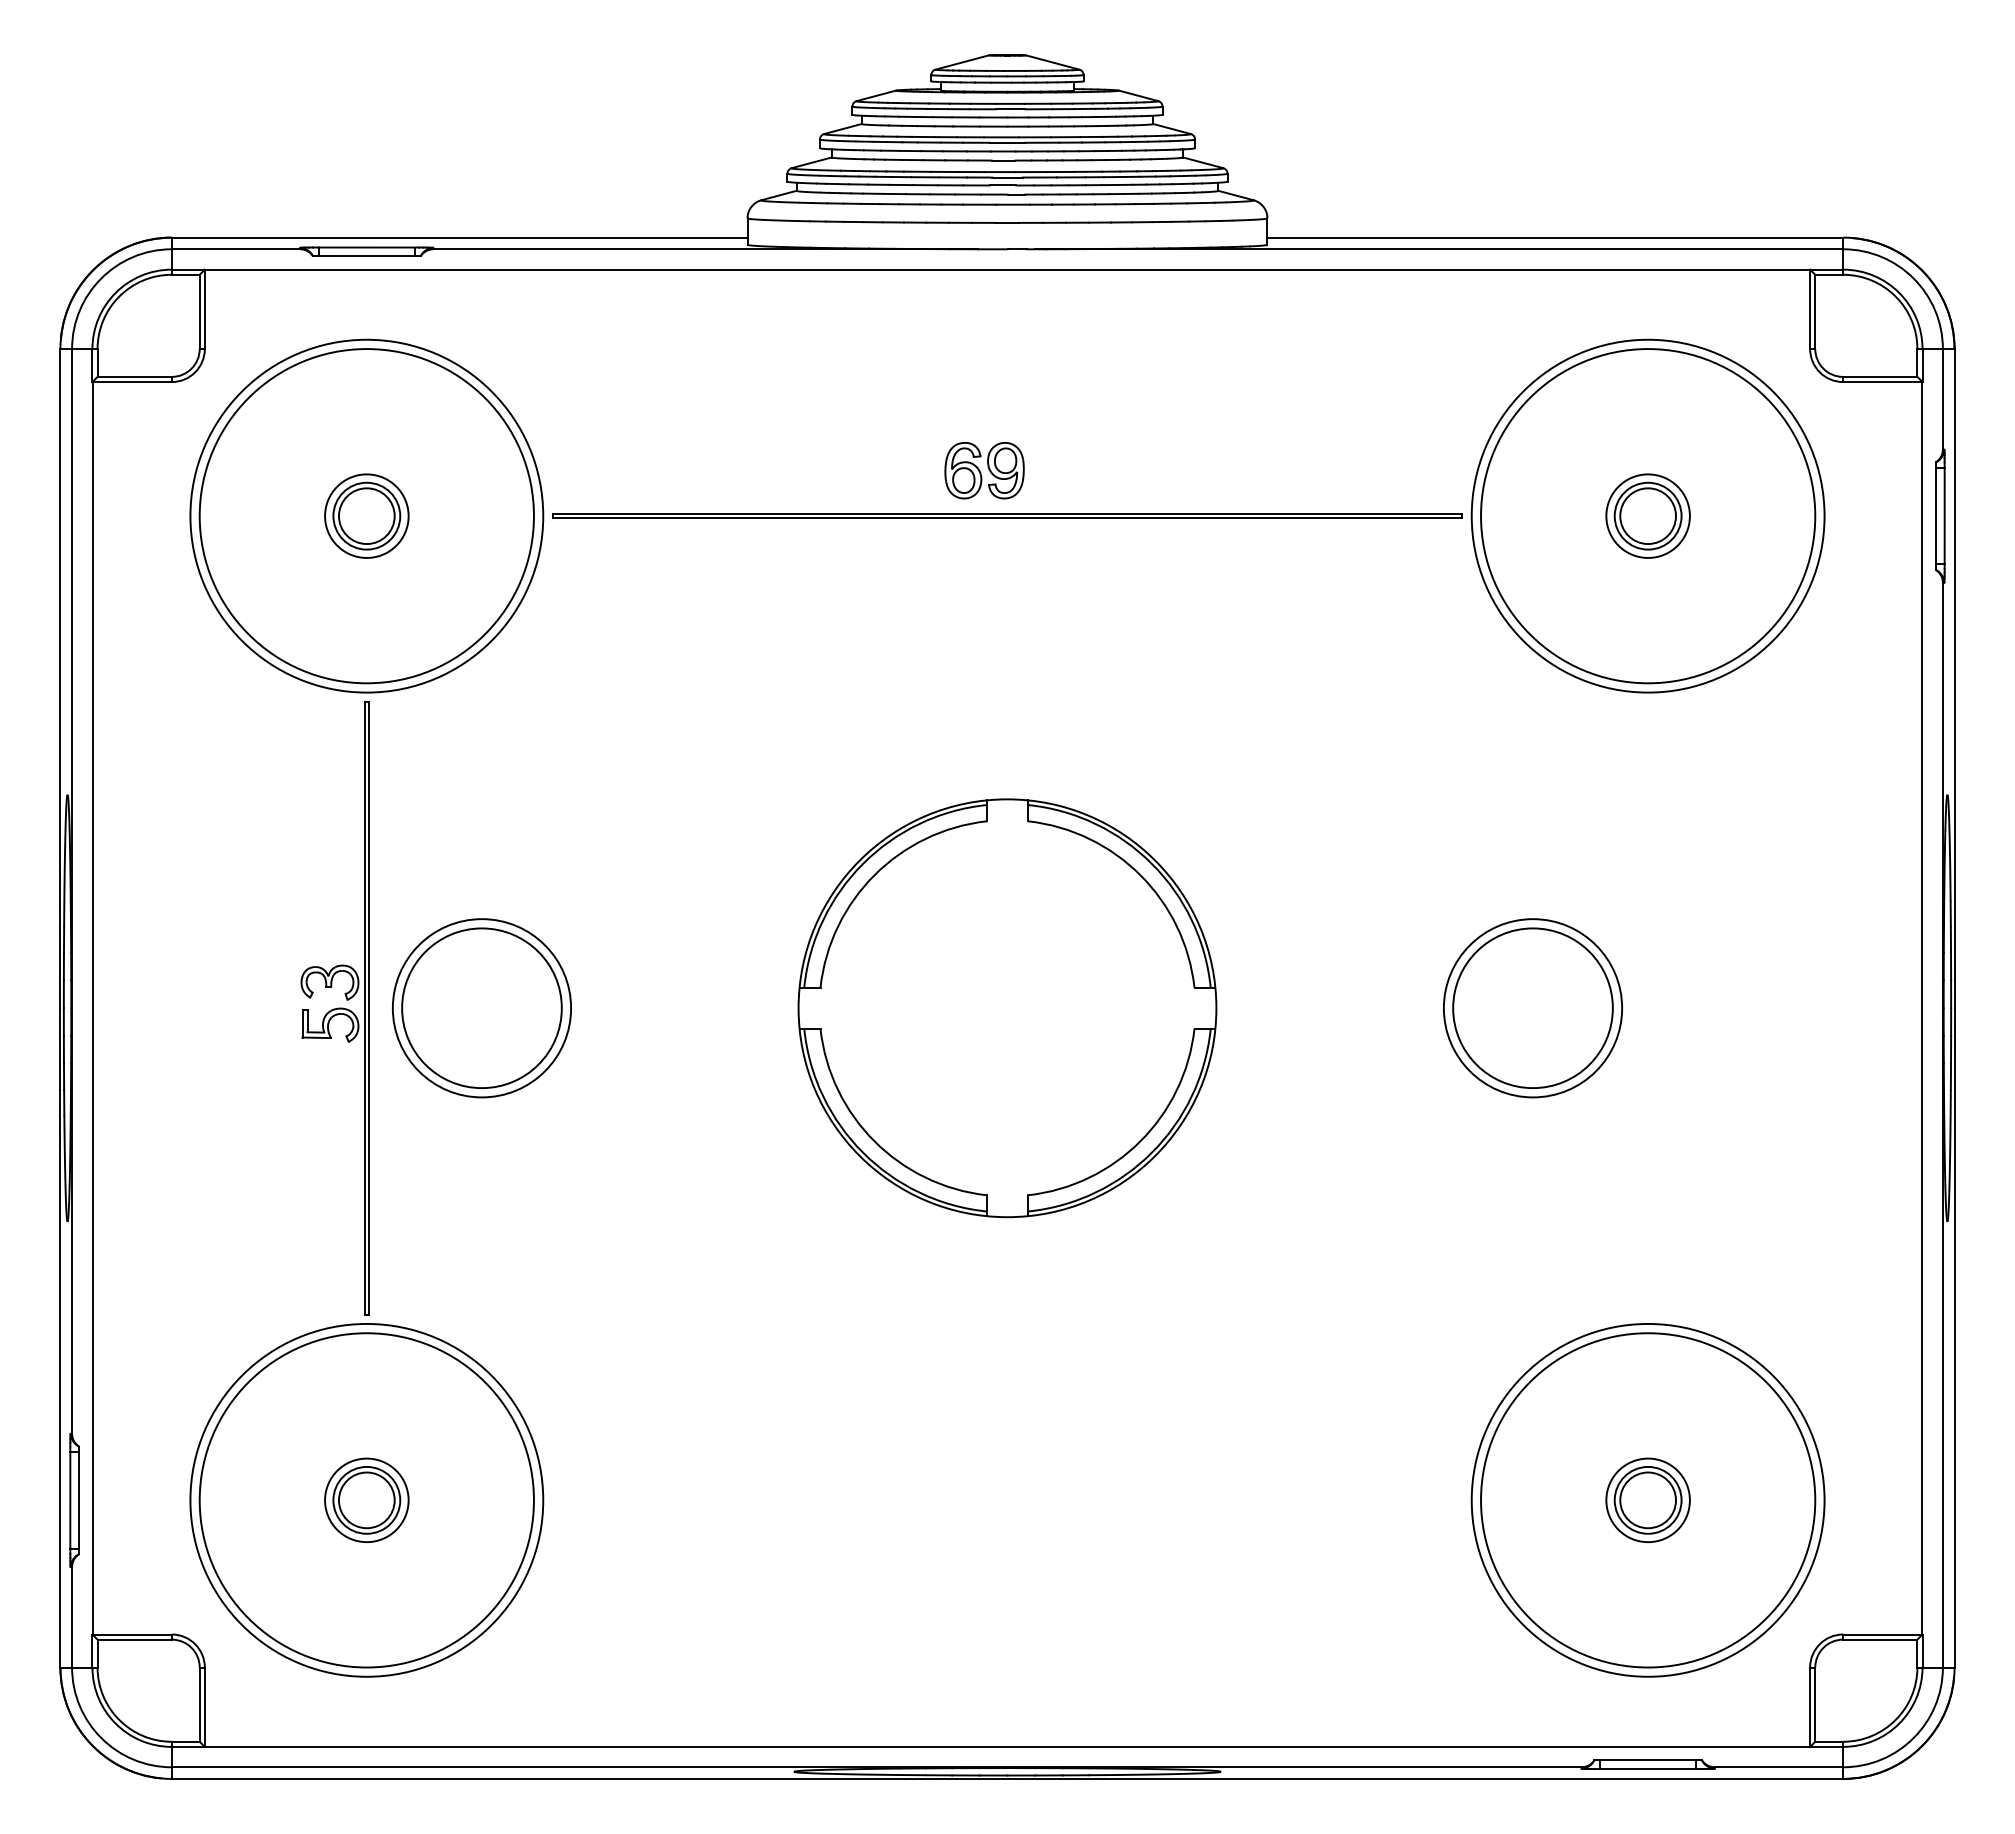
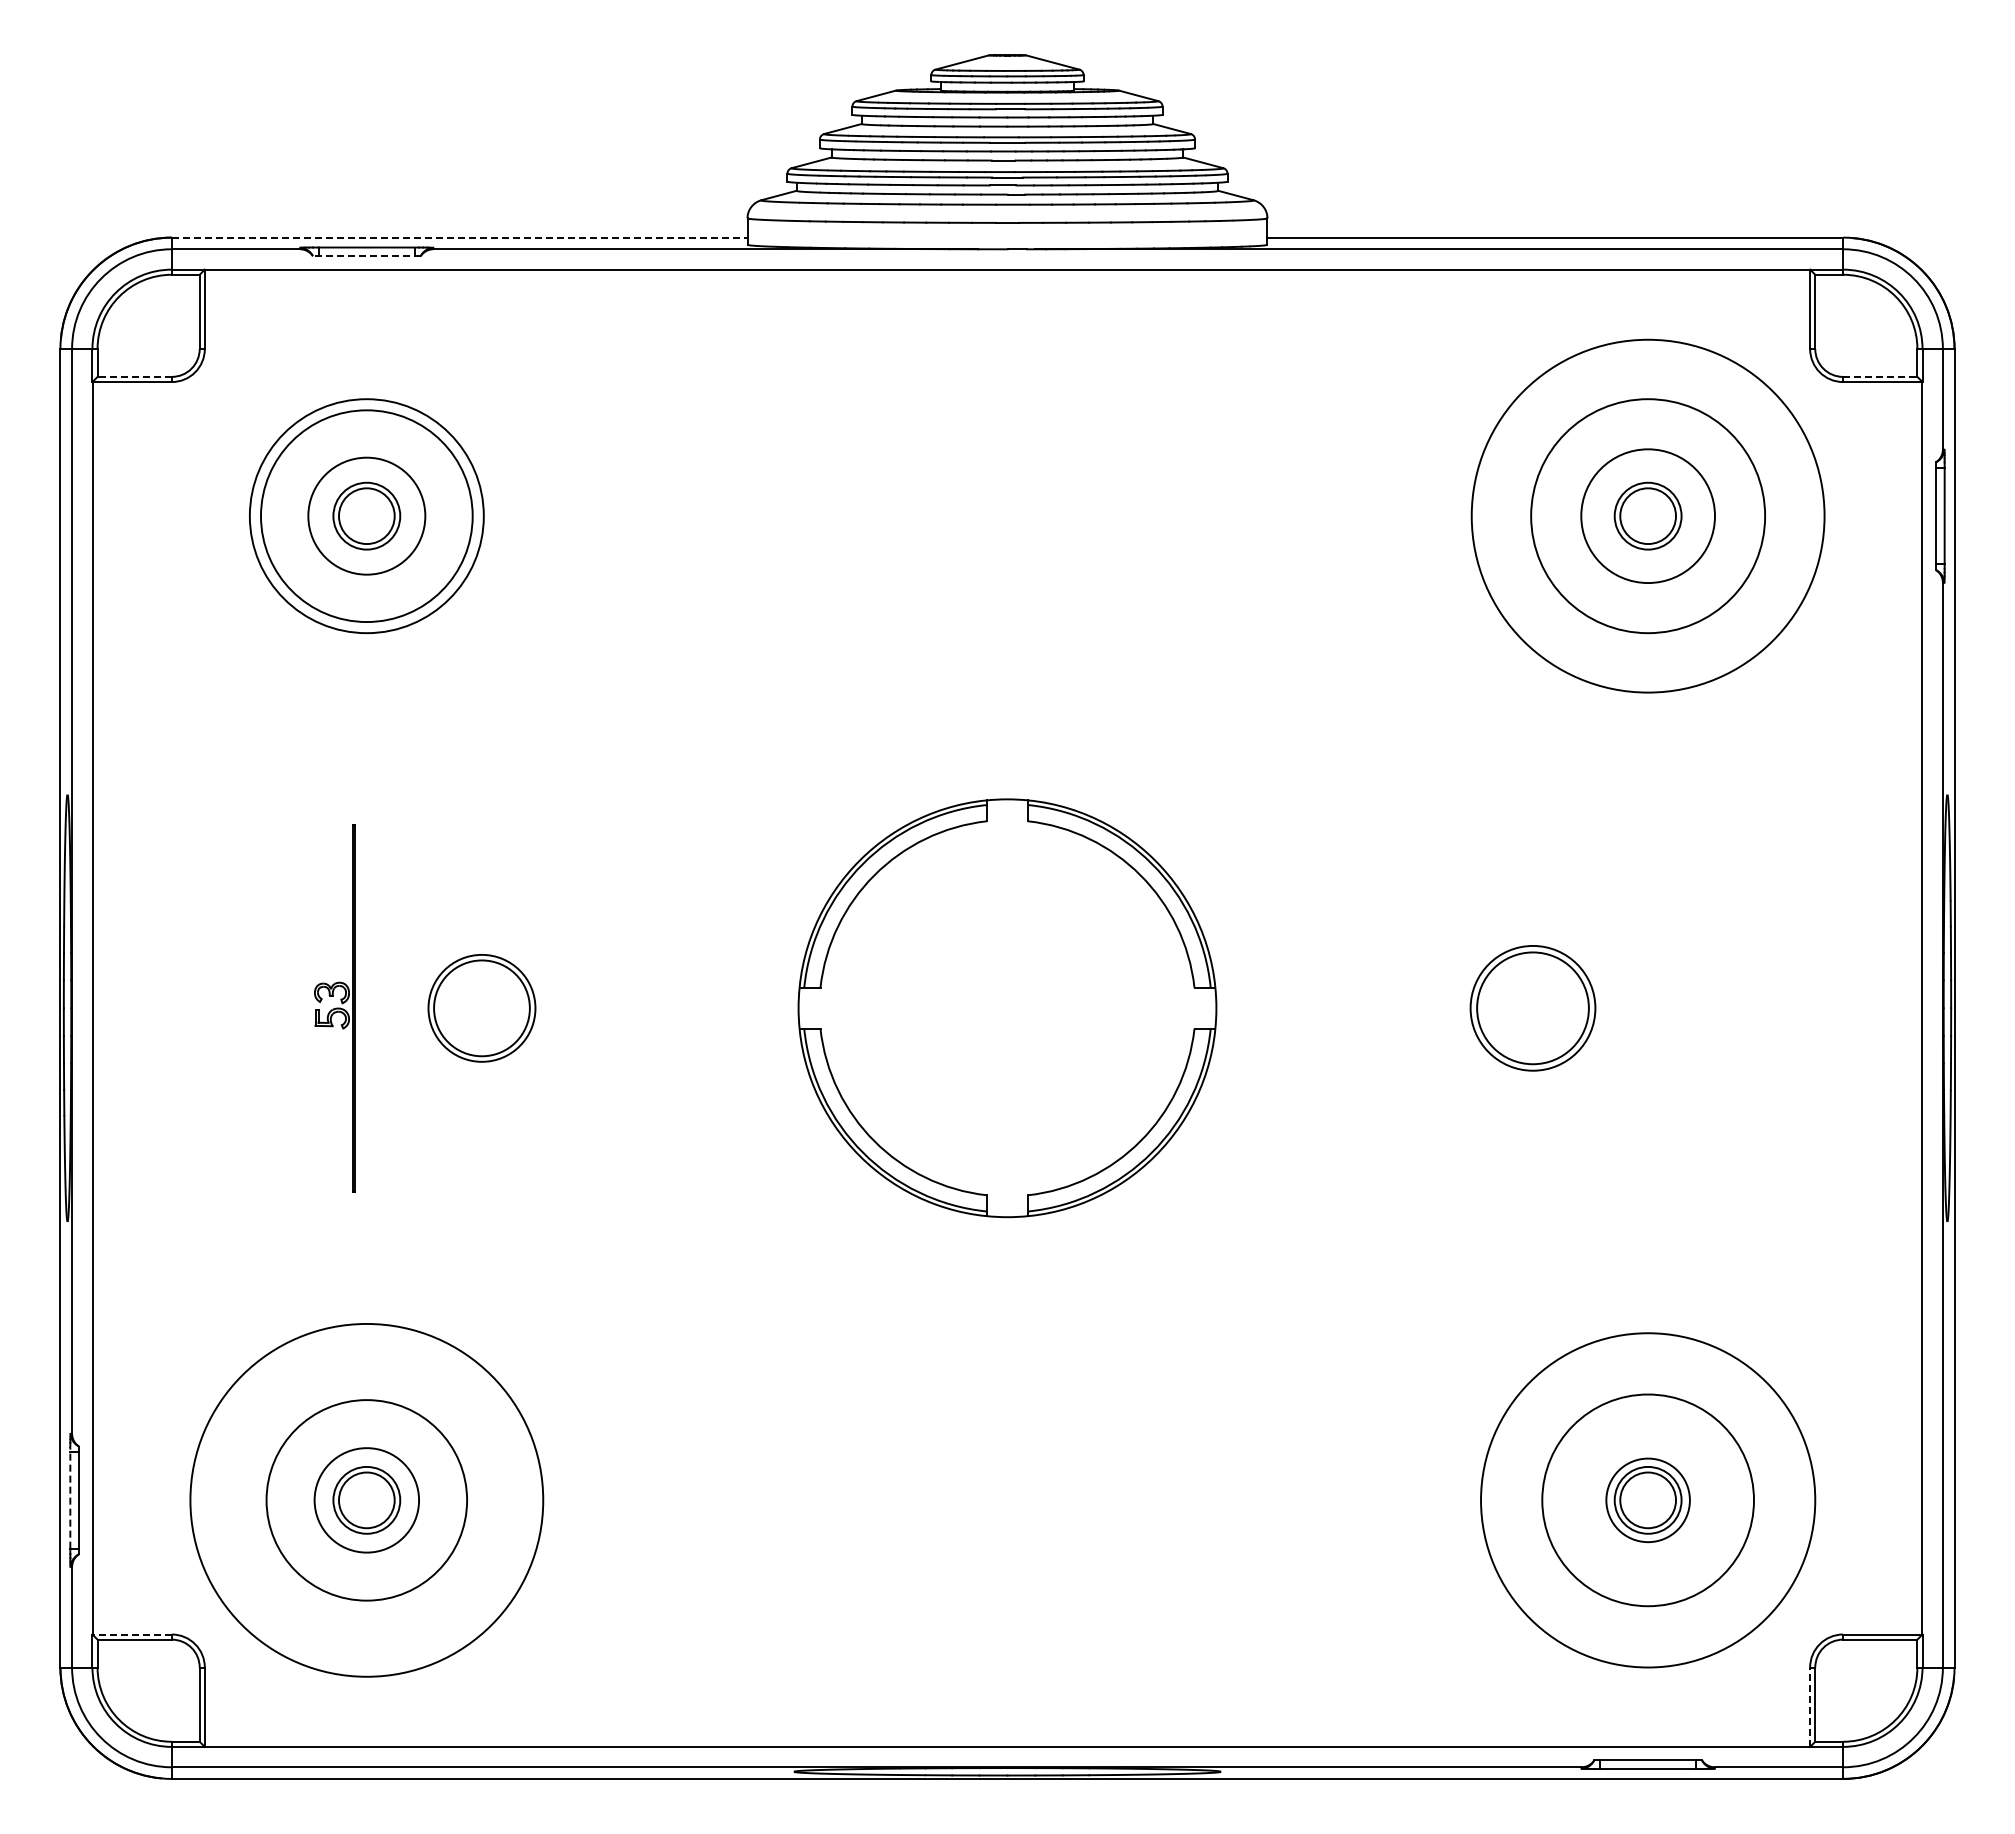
line: solid -> dashed (459, 237)
line: solid -> dashed (366, 256)
line: solid -> dashed (134, 376)
line: solid -> dashed (1880, 376)
part: present -> none (984, 470)
circle diameter: 353 px -> 212 px (366, 516)
circle diameter: 84 px -> 117 px (366, 515)
part: present -> none (1007, 515)
circle diameter: 84 px -> 134 px (1648, 516)
circle diameter: 334 px -> 234 px (366, 516)
circle diameter: 334 px -> 234 px (1648, 516)
part size: 70x615 px -> 42x369 px (334, 1008)
part size: 180x181 px -> 110x109 px (481, 1008)
part size: 180x181 px -> 128x127 px (1532, 1008)
line: solid -> dashed (70, 1496)
circle diameter: 353 px -> 212 px (1647, 1500)
circle diameter: 334 px -> 201 px (366, 1500)
circle diameter: 84 px -> 104 px (366, 1500)
line: solid -> dashed (132, 1634)
line: solid -> dashed (1810, 1707)
